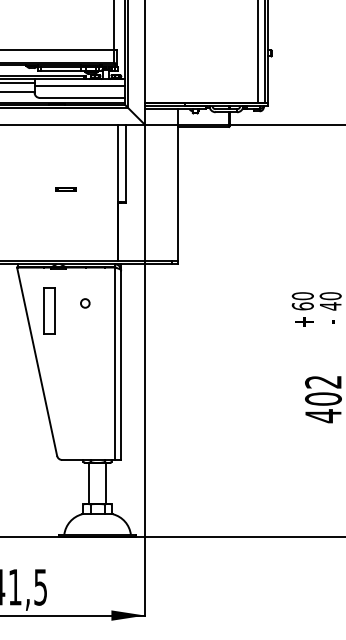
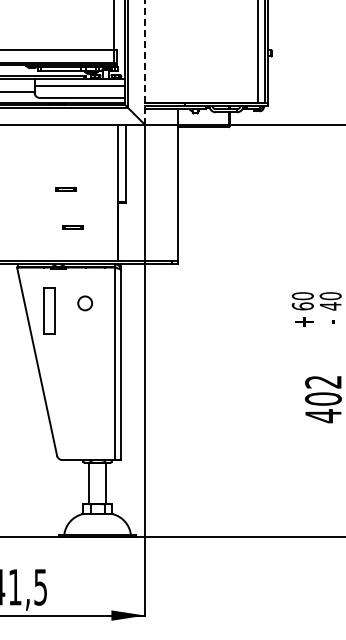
line: solid -> dashed (145, 62)
line: present -> none (18, 82)
line: none -> present (72, 226)
circle size: 11x11 px -> 16x17 px (84, 303)
